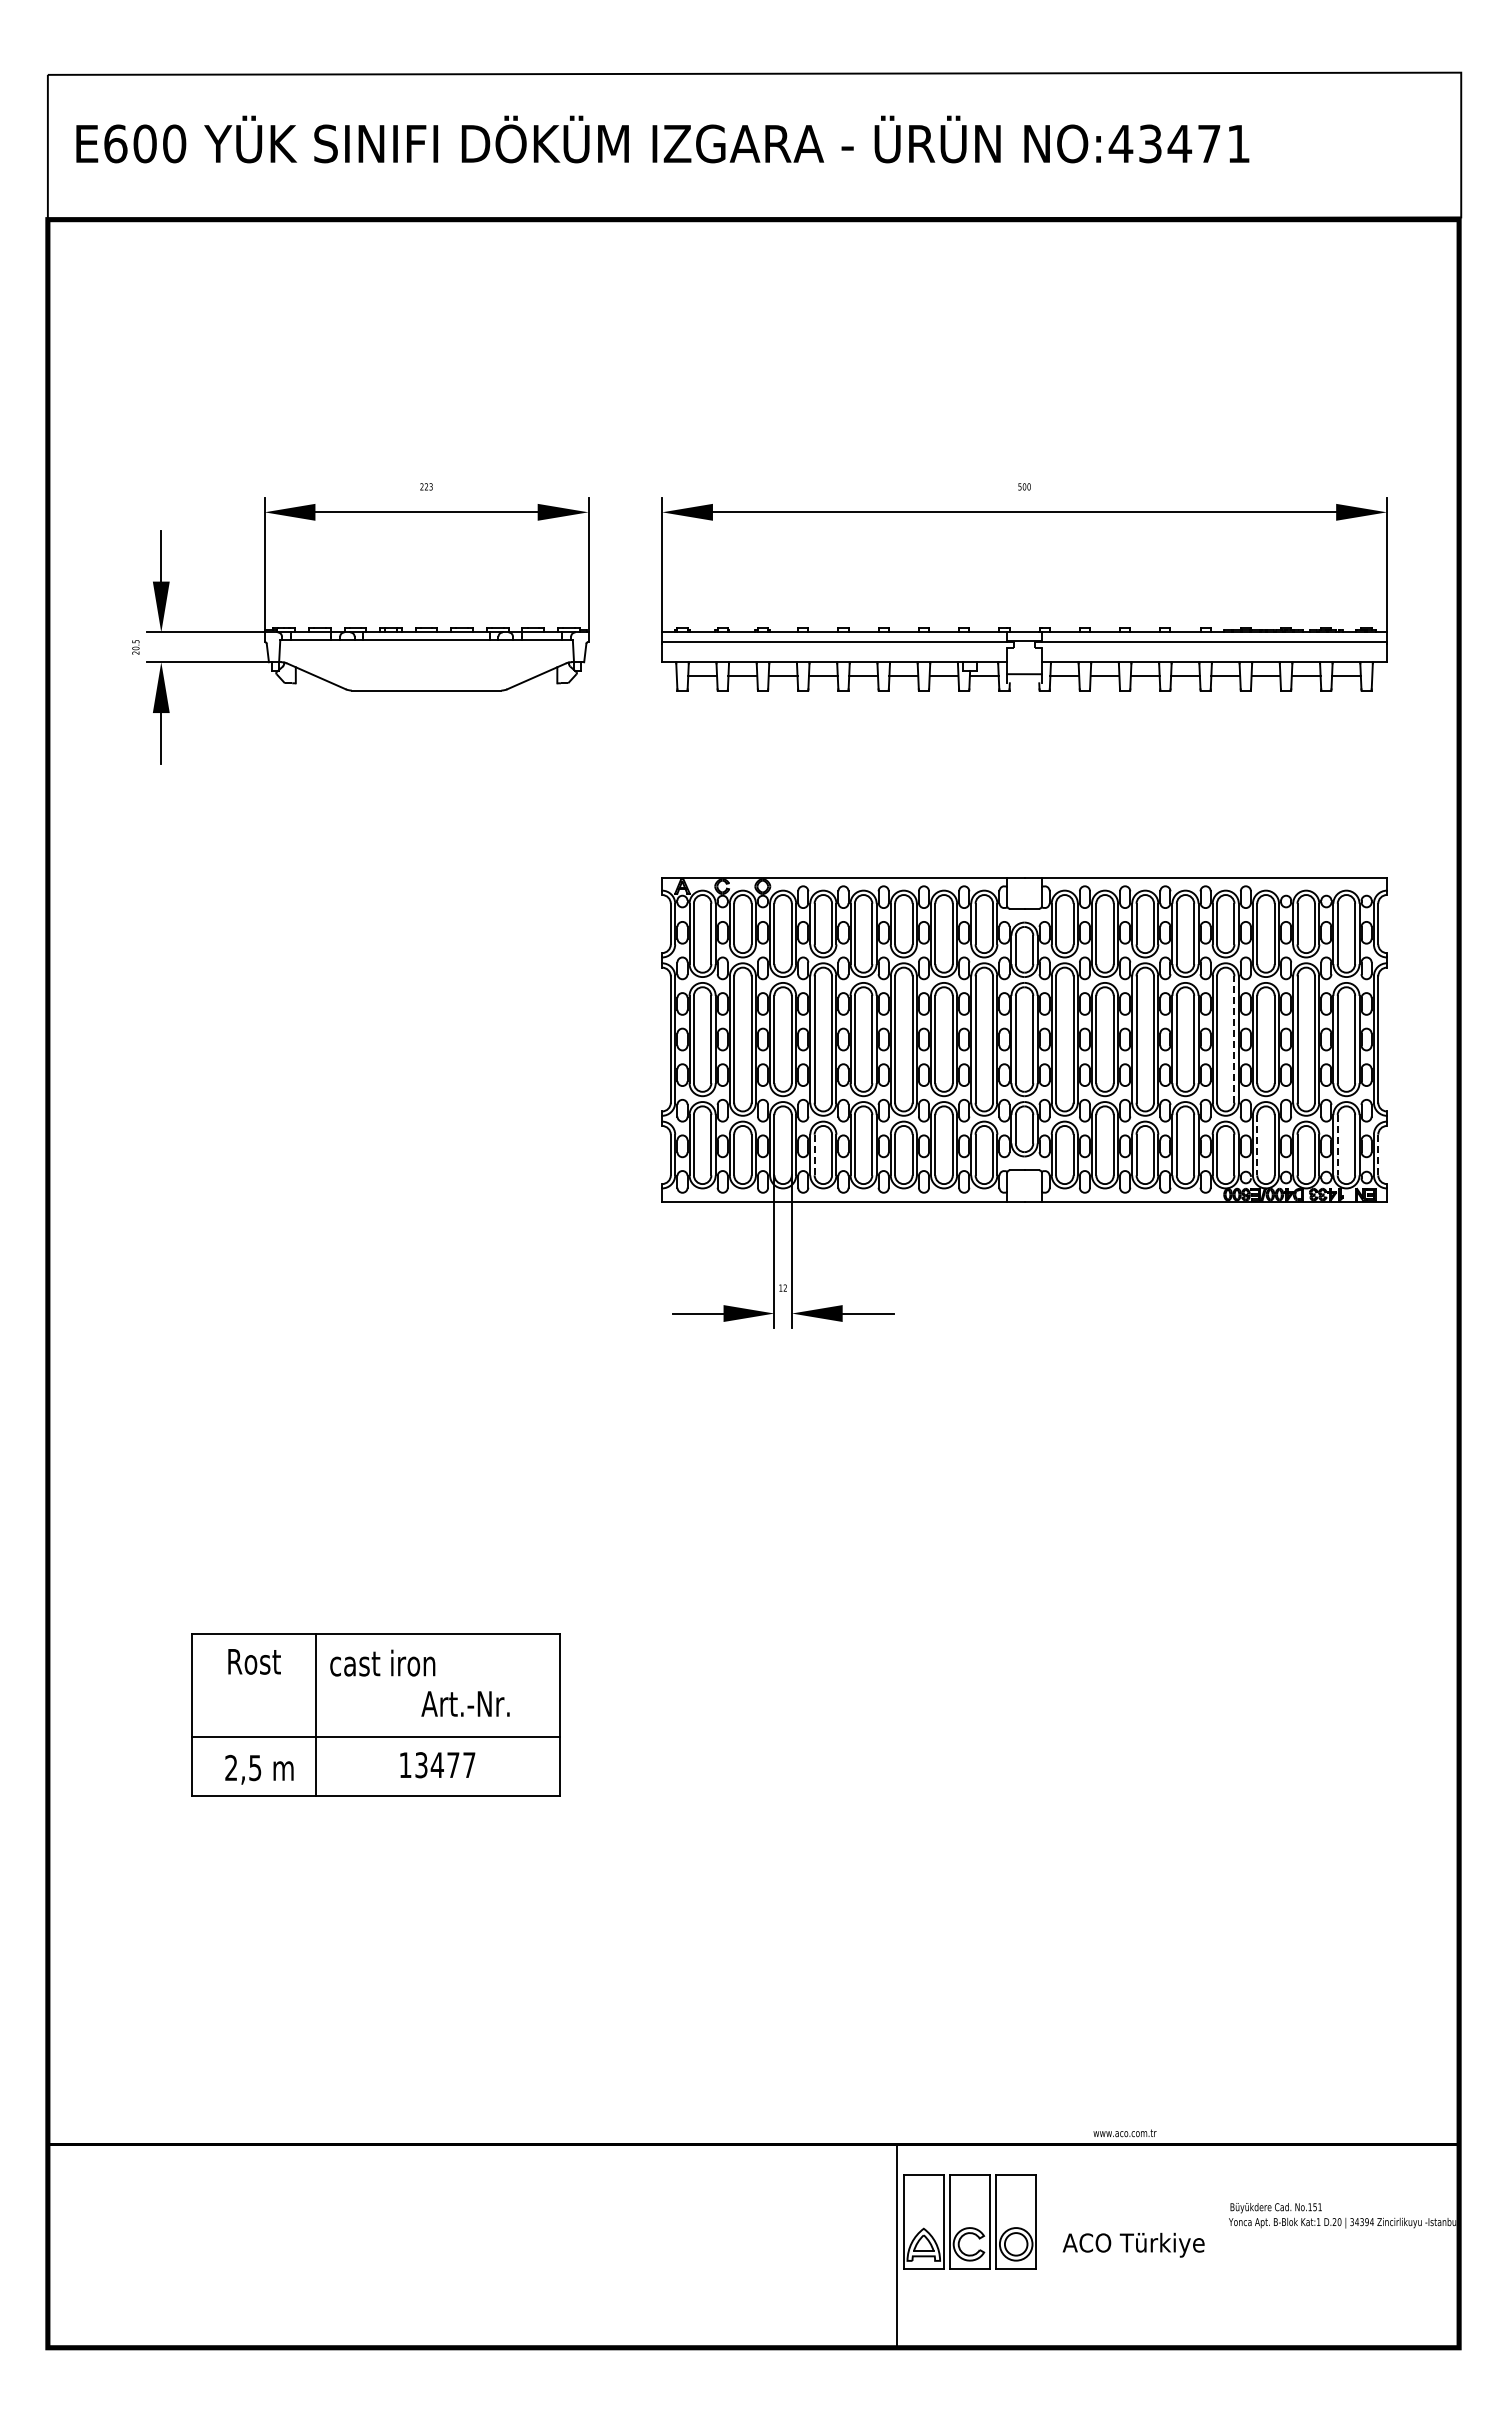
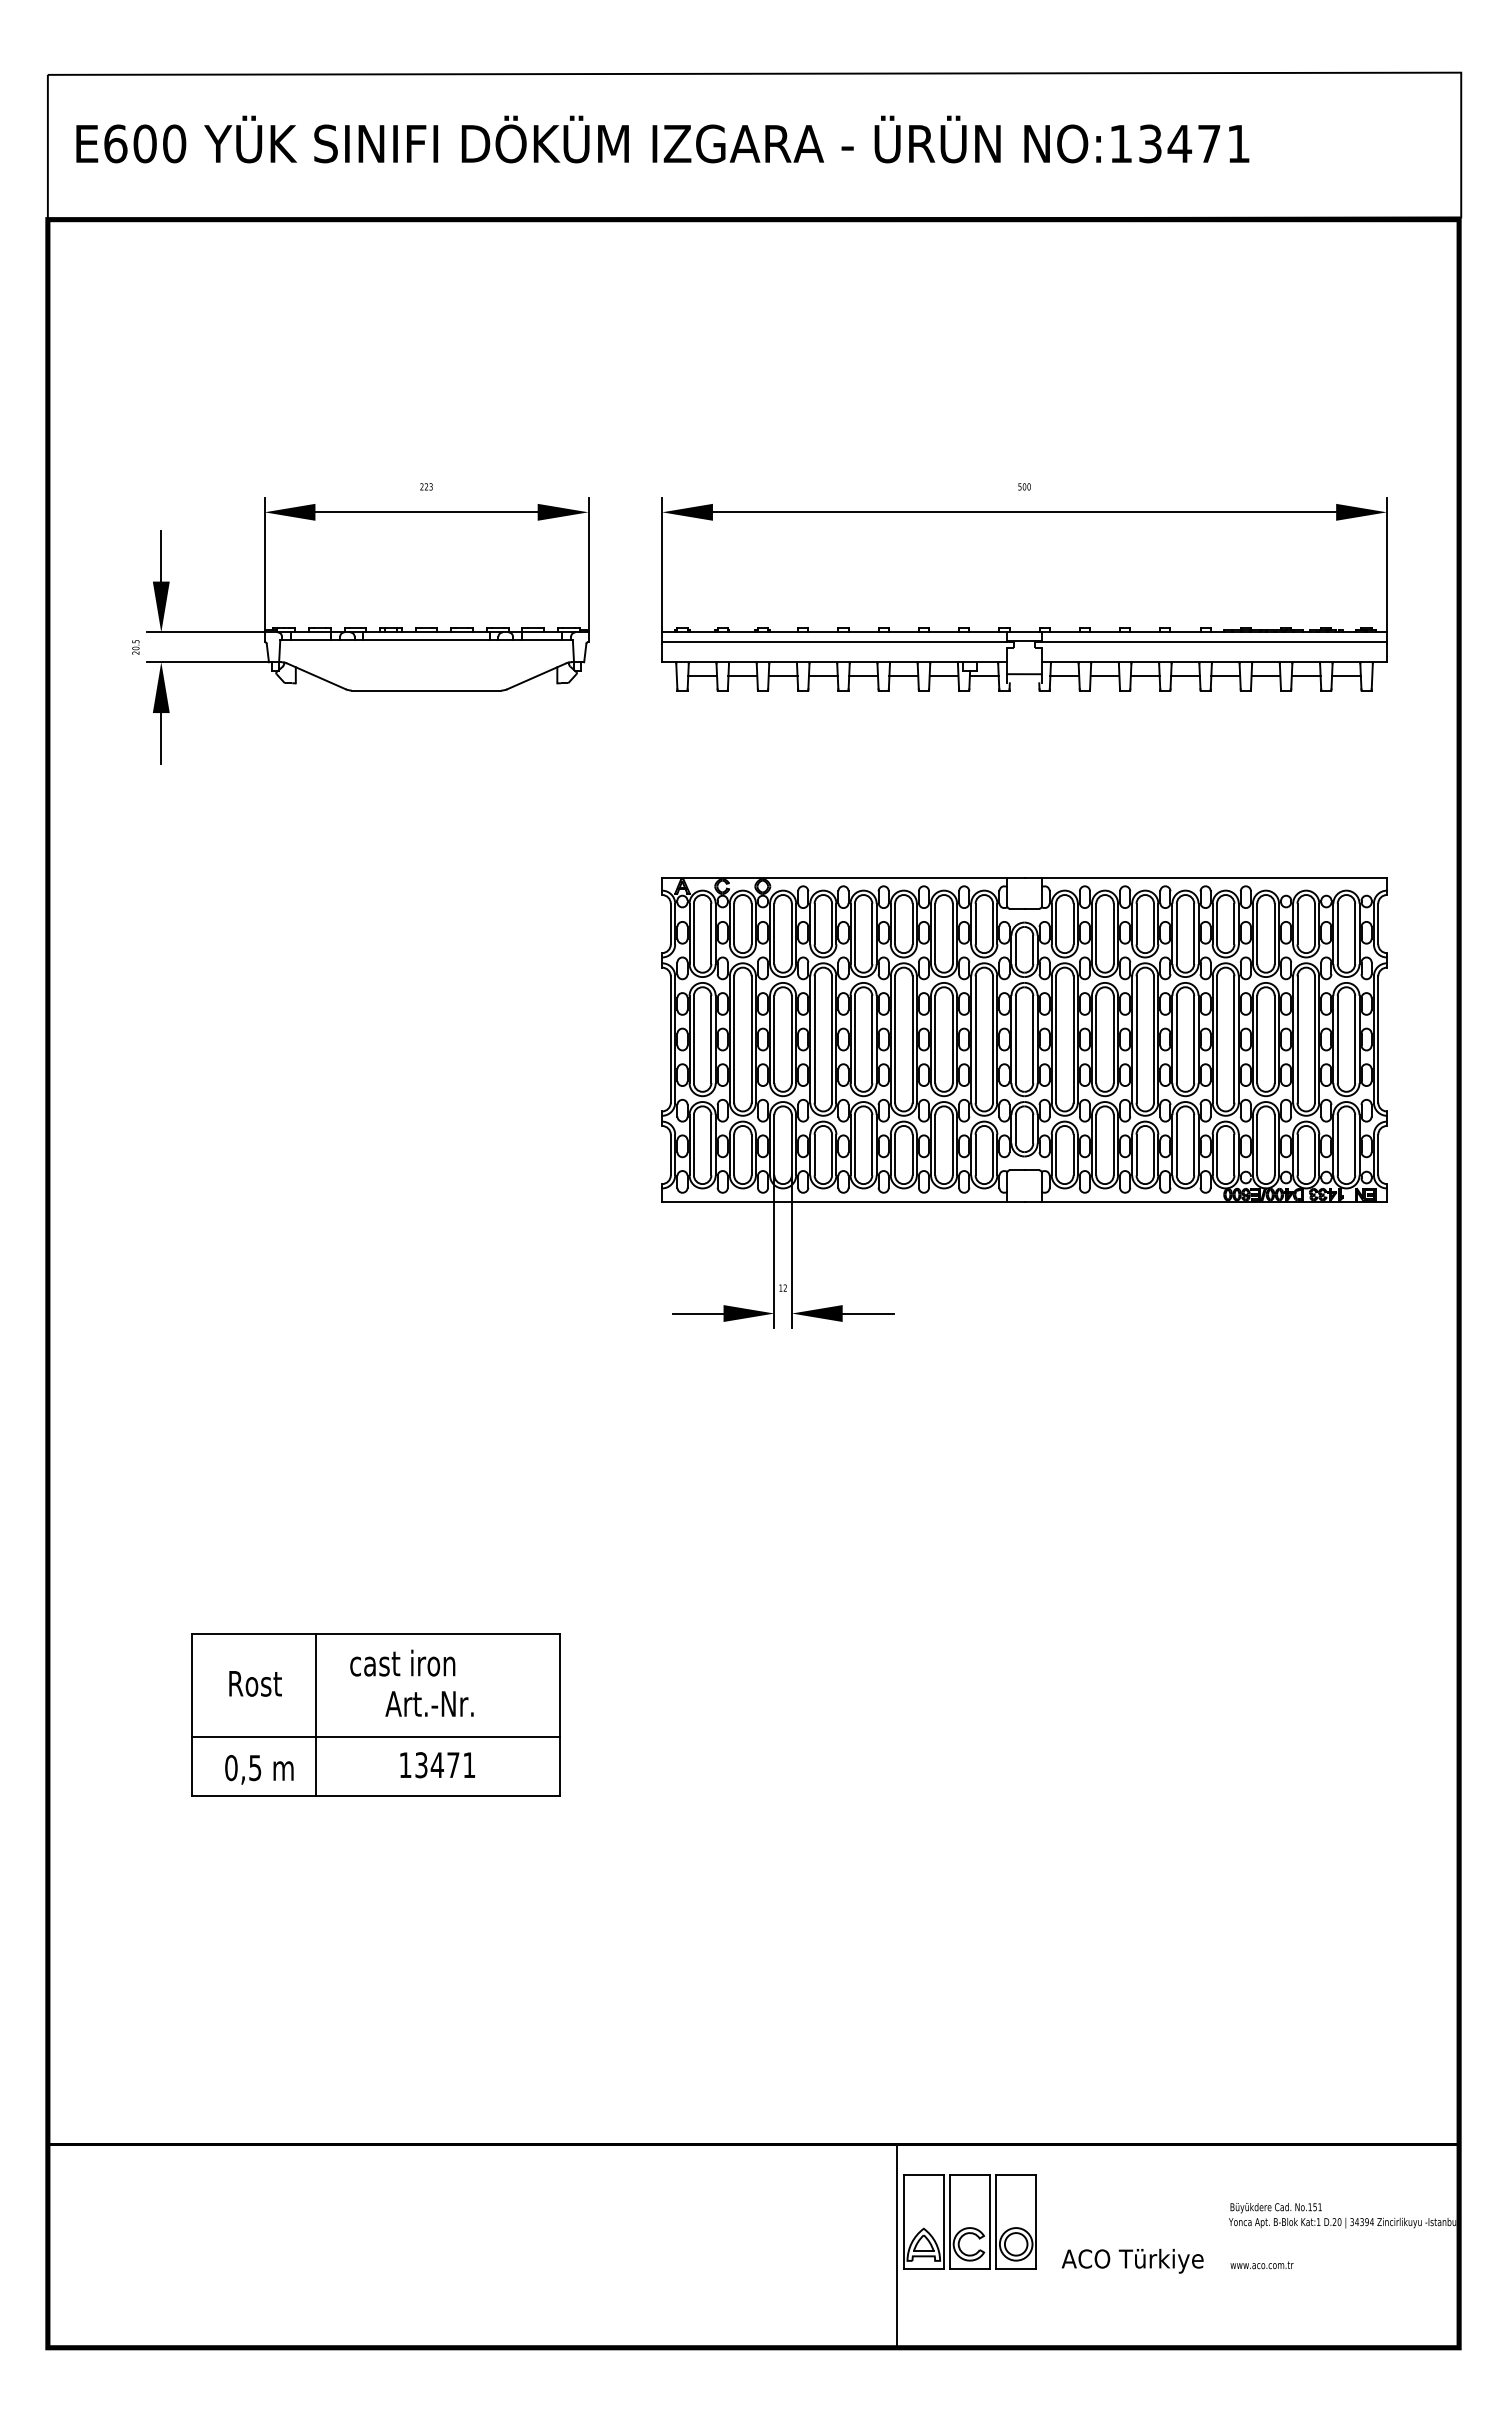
text: NO:43471 -> NO:13471 (1120, 143)
line: dashed -> solid (1234, 1039)
line: dashed -> solid (1257, 1145)
line: dashed -> solid (1337, 1145)
line: dashed -> solid (814, 1154)
line: dashed -> solid (1378, 1155)
text position: (254, 1661) -> (255, 1683) (255, 1683)
text position: (382, 1662) -> (402, 1662) (402, 1662)
text position: (465, 1703) -> (429, 1703) (429, 1703)
text: 13477 -> 13471 (469, 1764)
text: 2,5 -> 0,5 (231, 1767)
text position: (1124, 2133) -> (1261, 2265) (1261, 2265)
text position: (1133, 2244) -> (1132, 2260) (1132, 2260)
